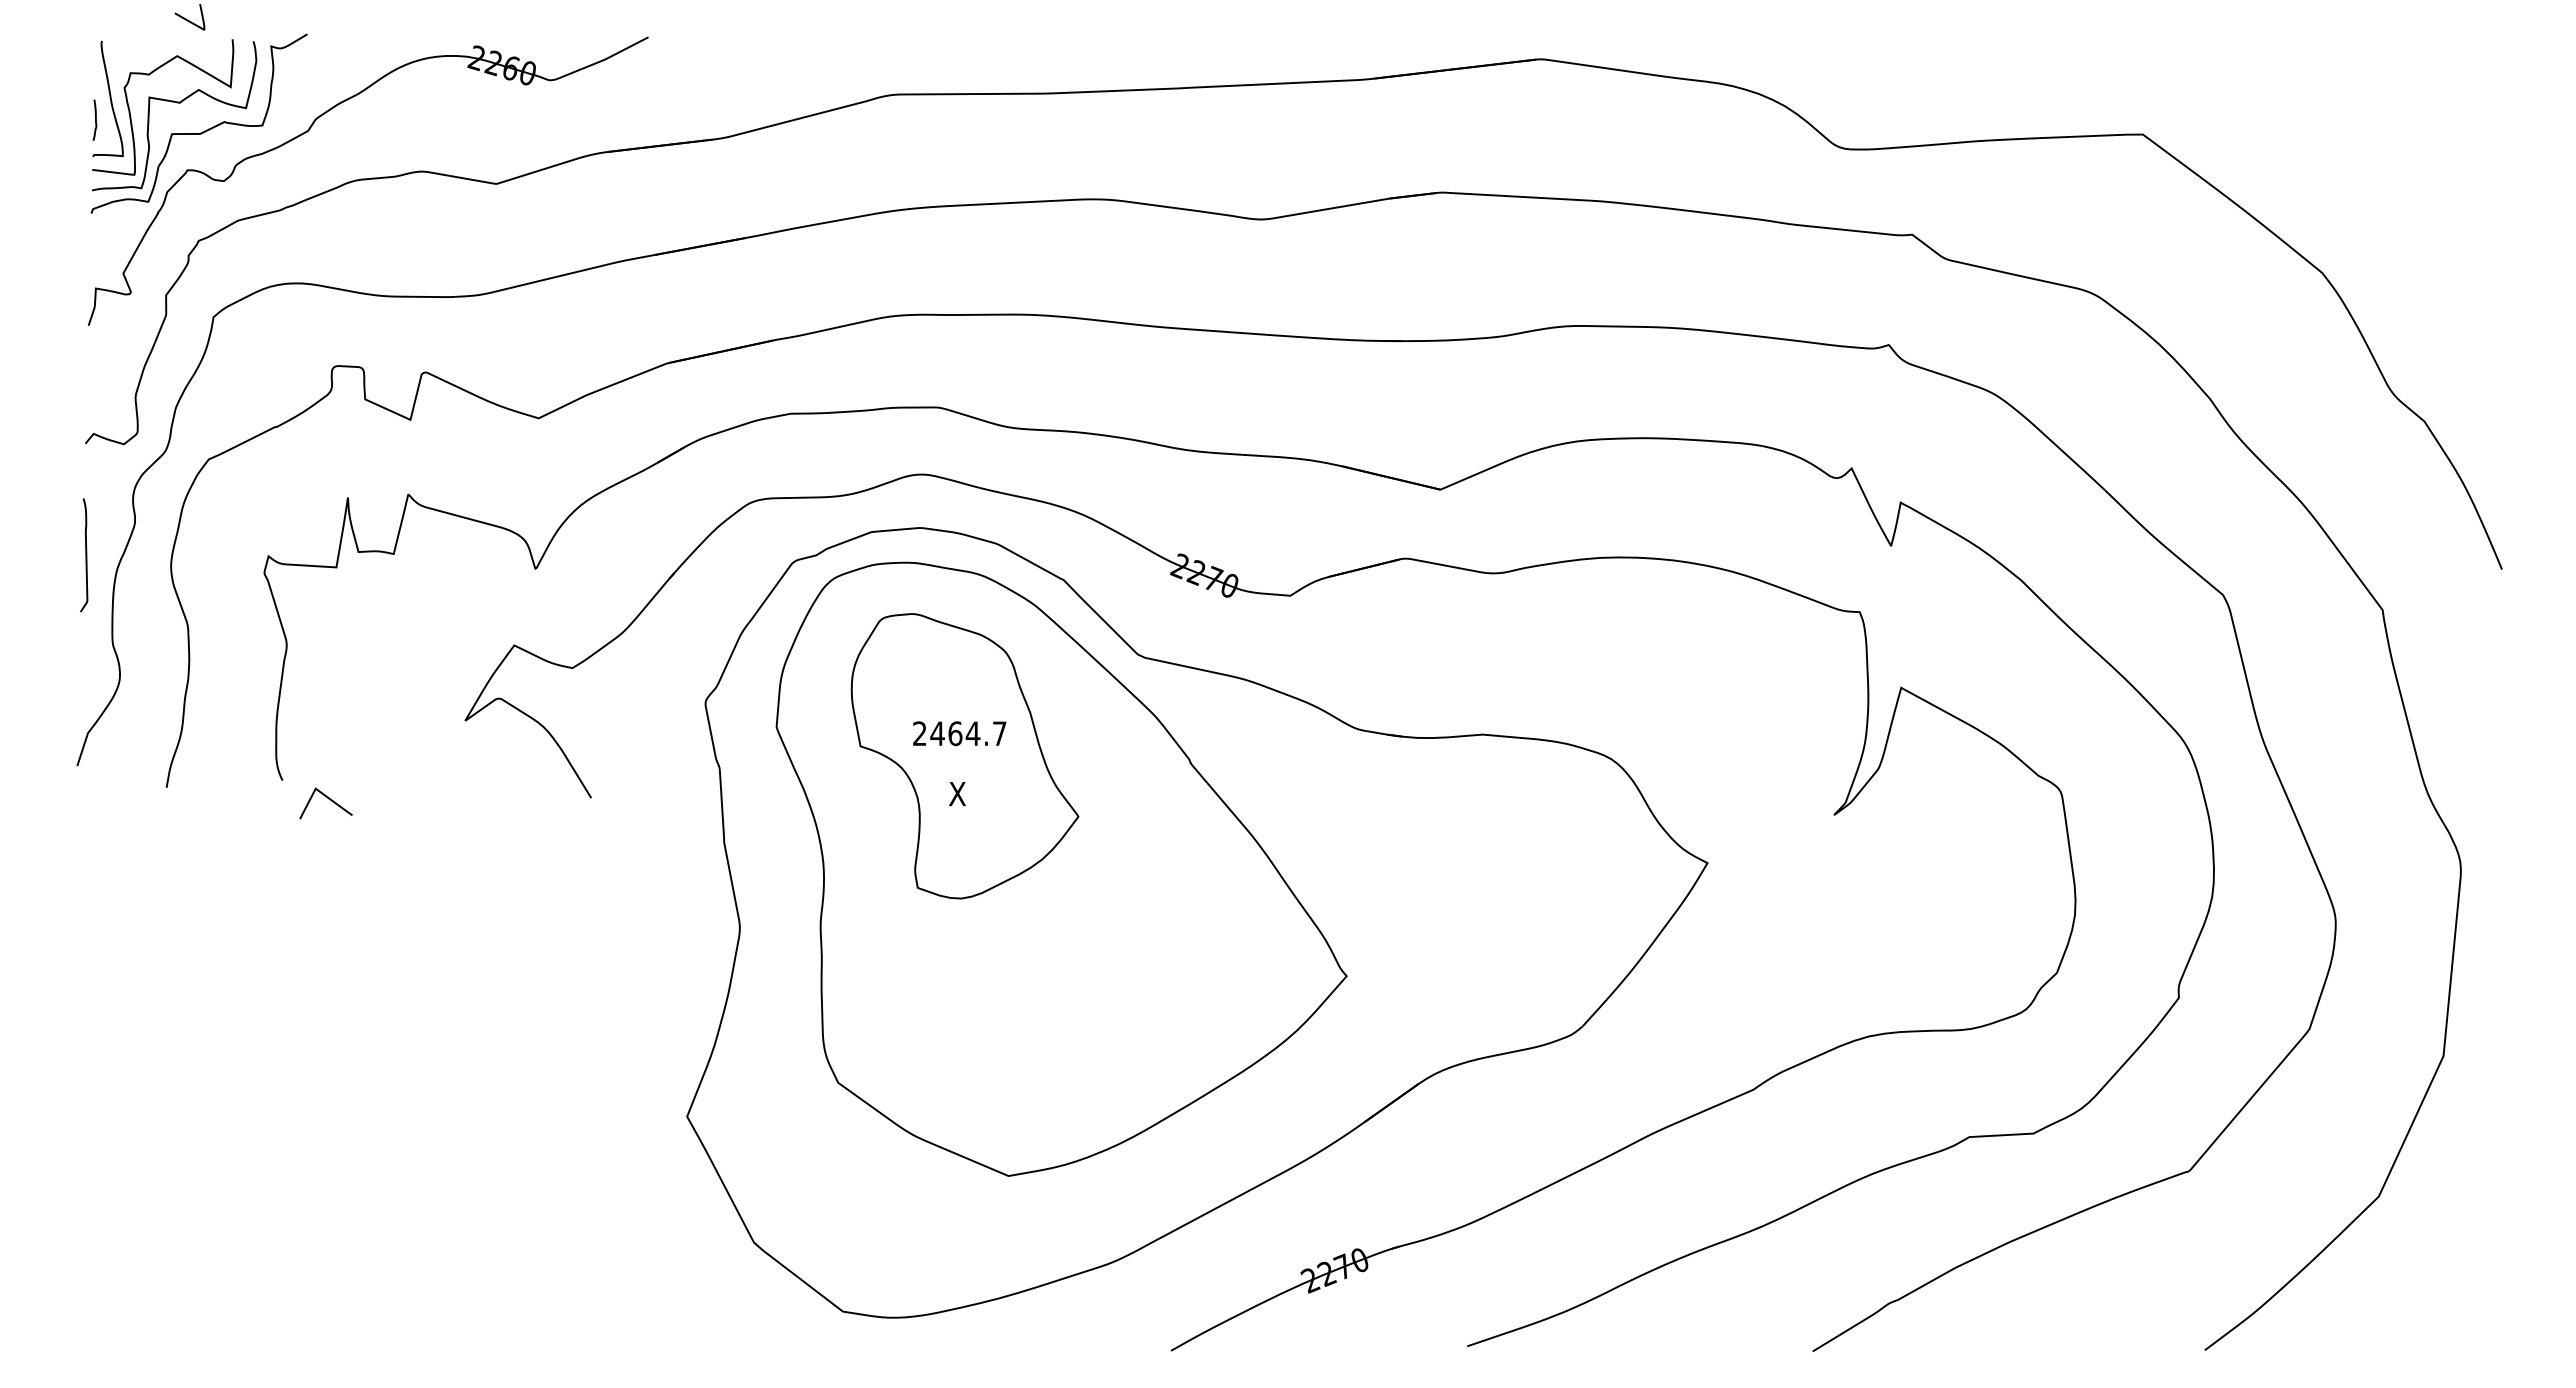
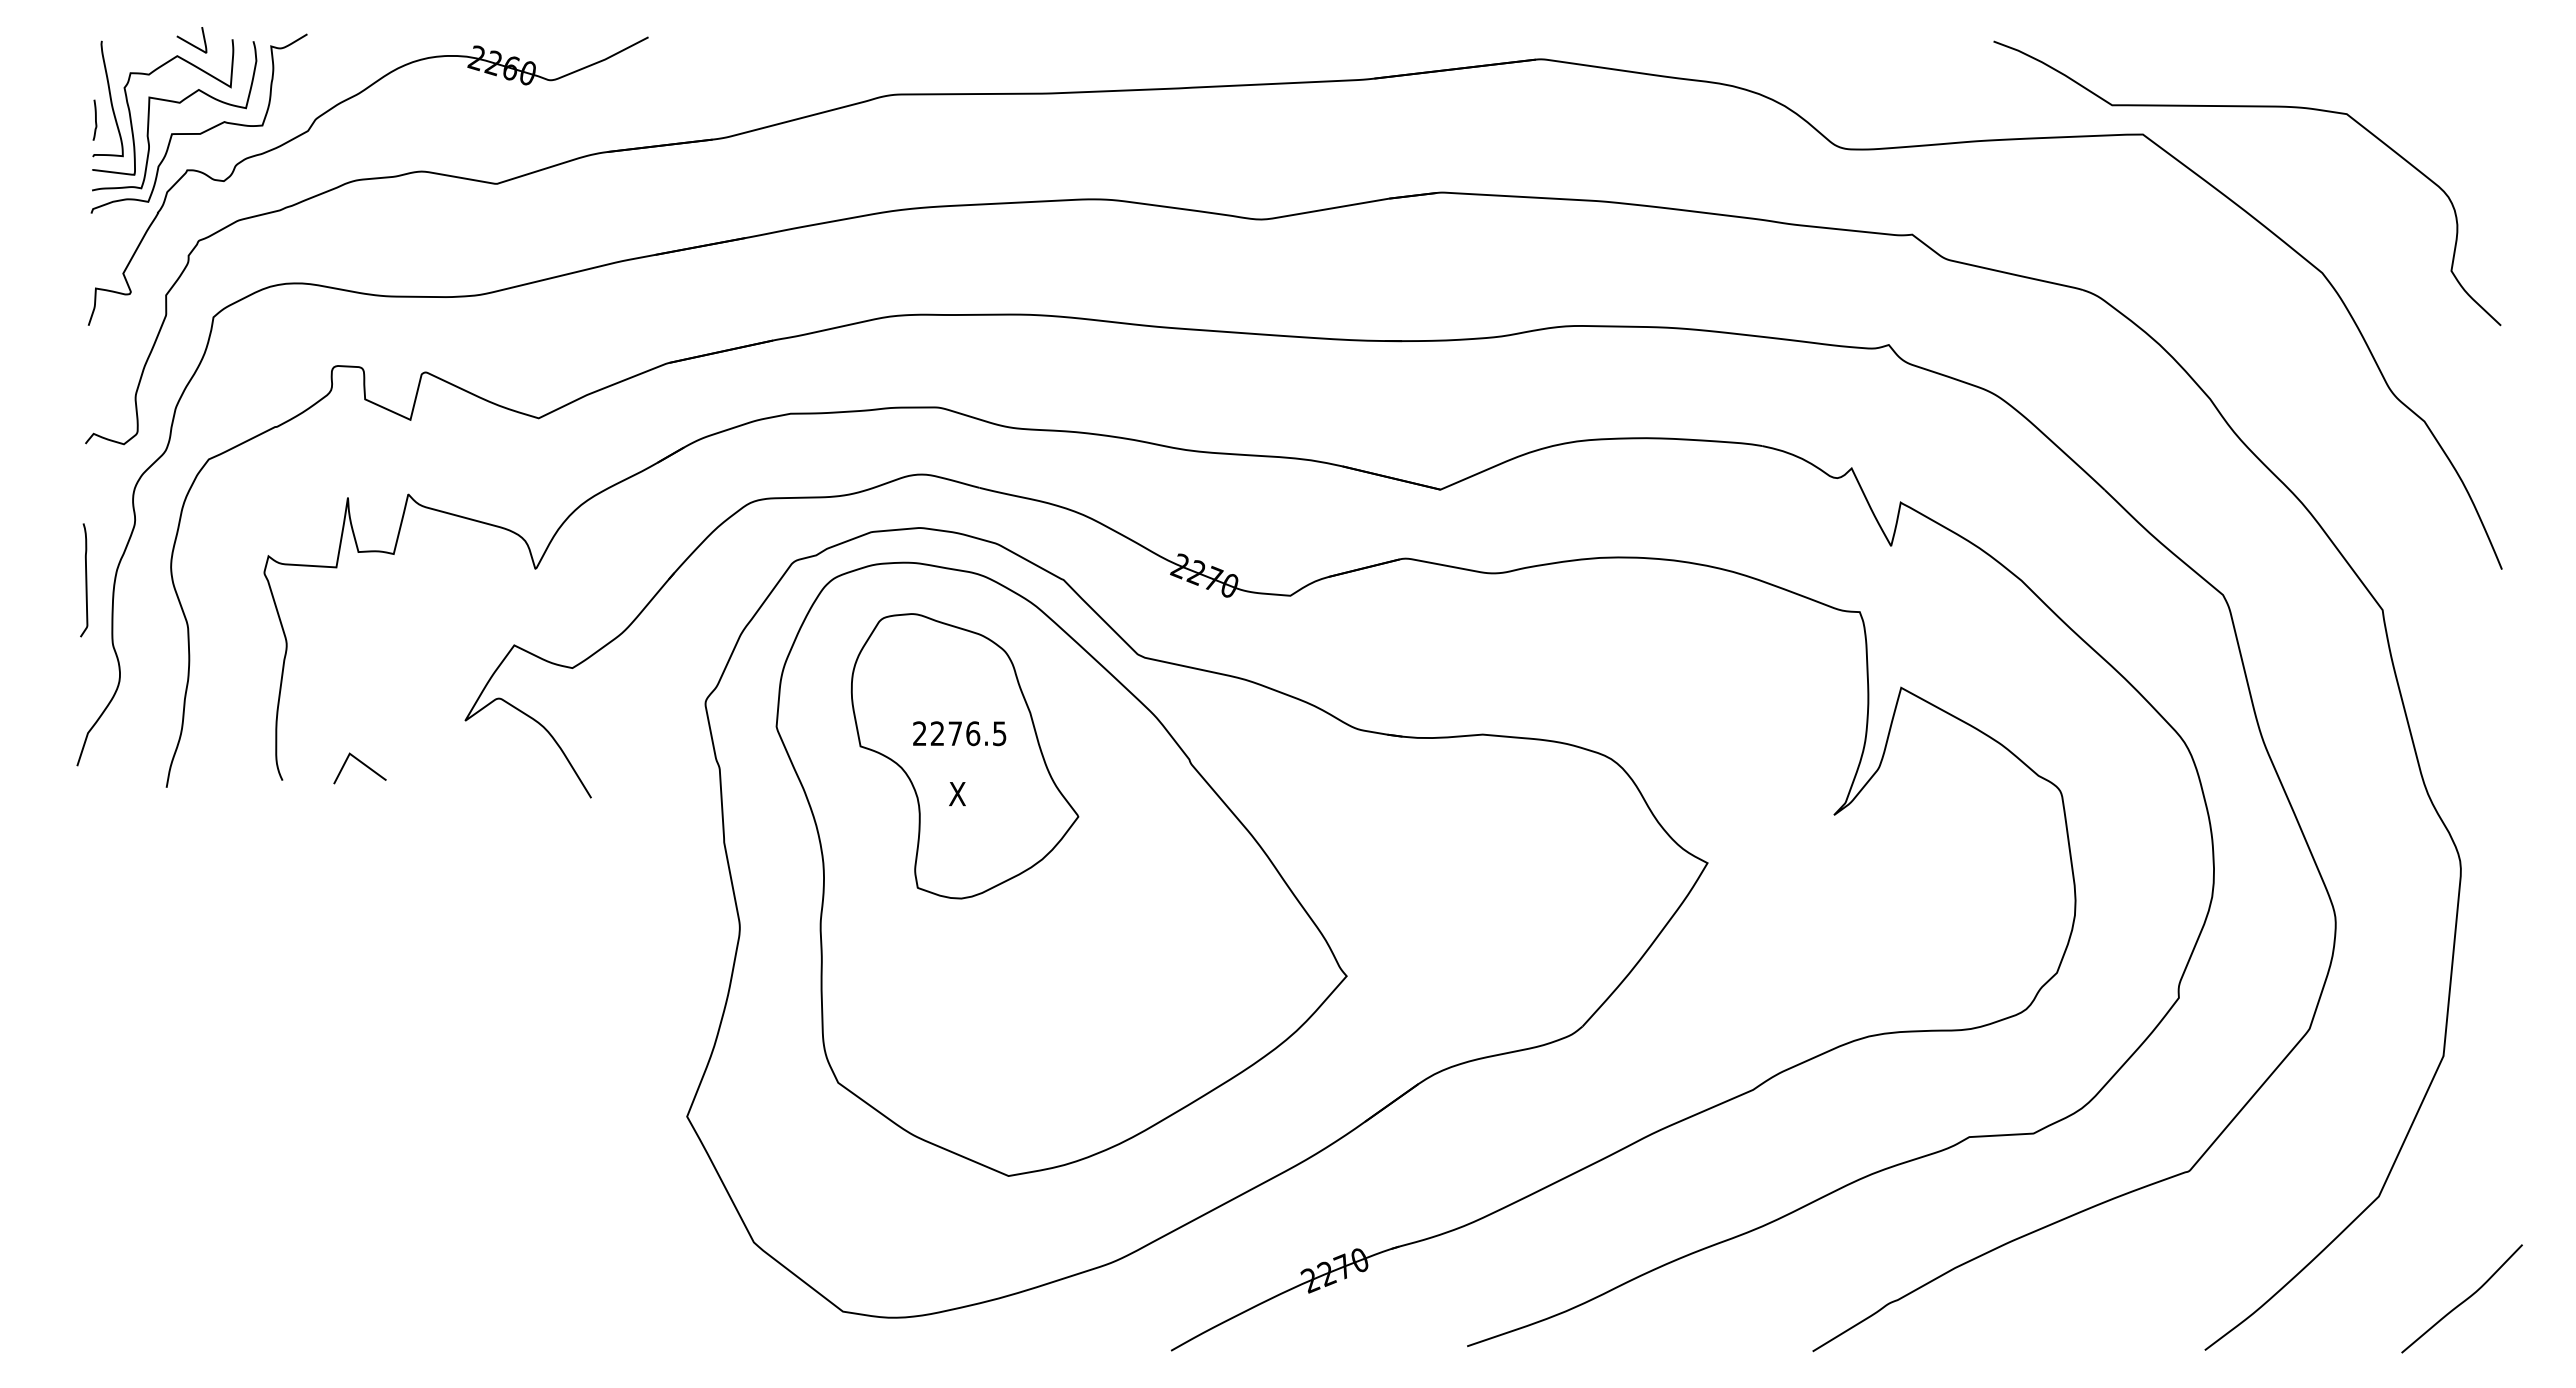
curve position: (188, 19) -> (190, 42) (190, 42)
curve: none -> present (2247, 107)
curve position: (85, 555) -> (85, 580) (85, 580)
text: 2464.7 -> 2276.5 (968, 733)
line position: (328, 799) -> (362, 764) (362, 764)
curve: none -> present (2463, 1300)
